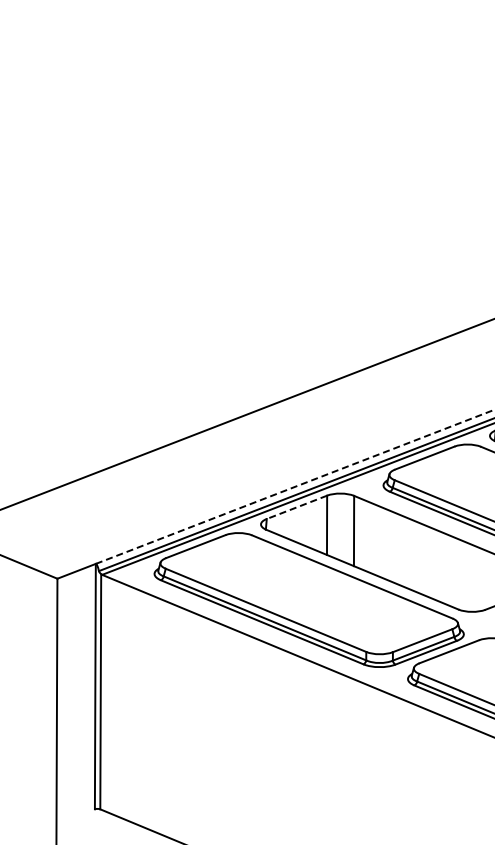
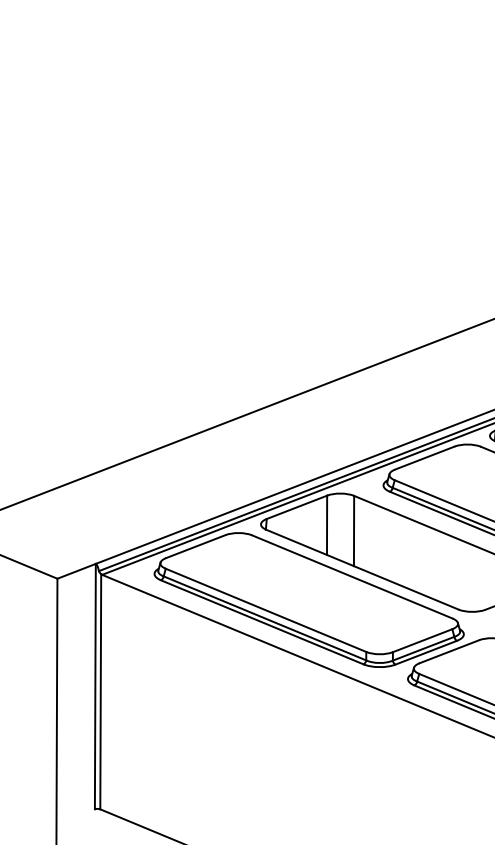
line: dashed -> solid (295, 486)
line: dashed -> solid (296, 507)
